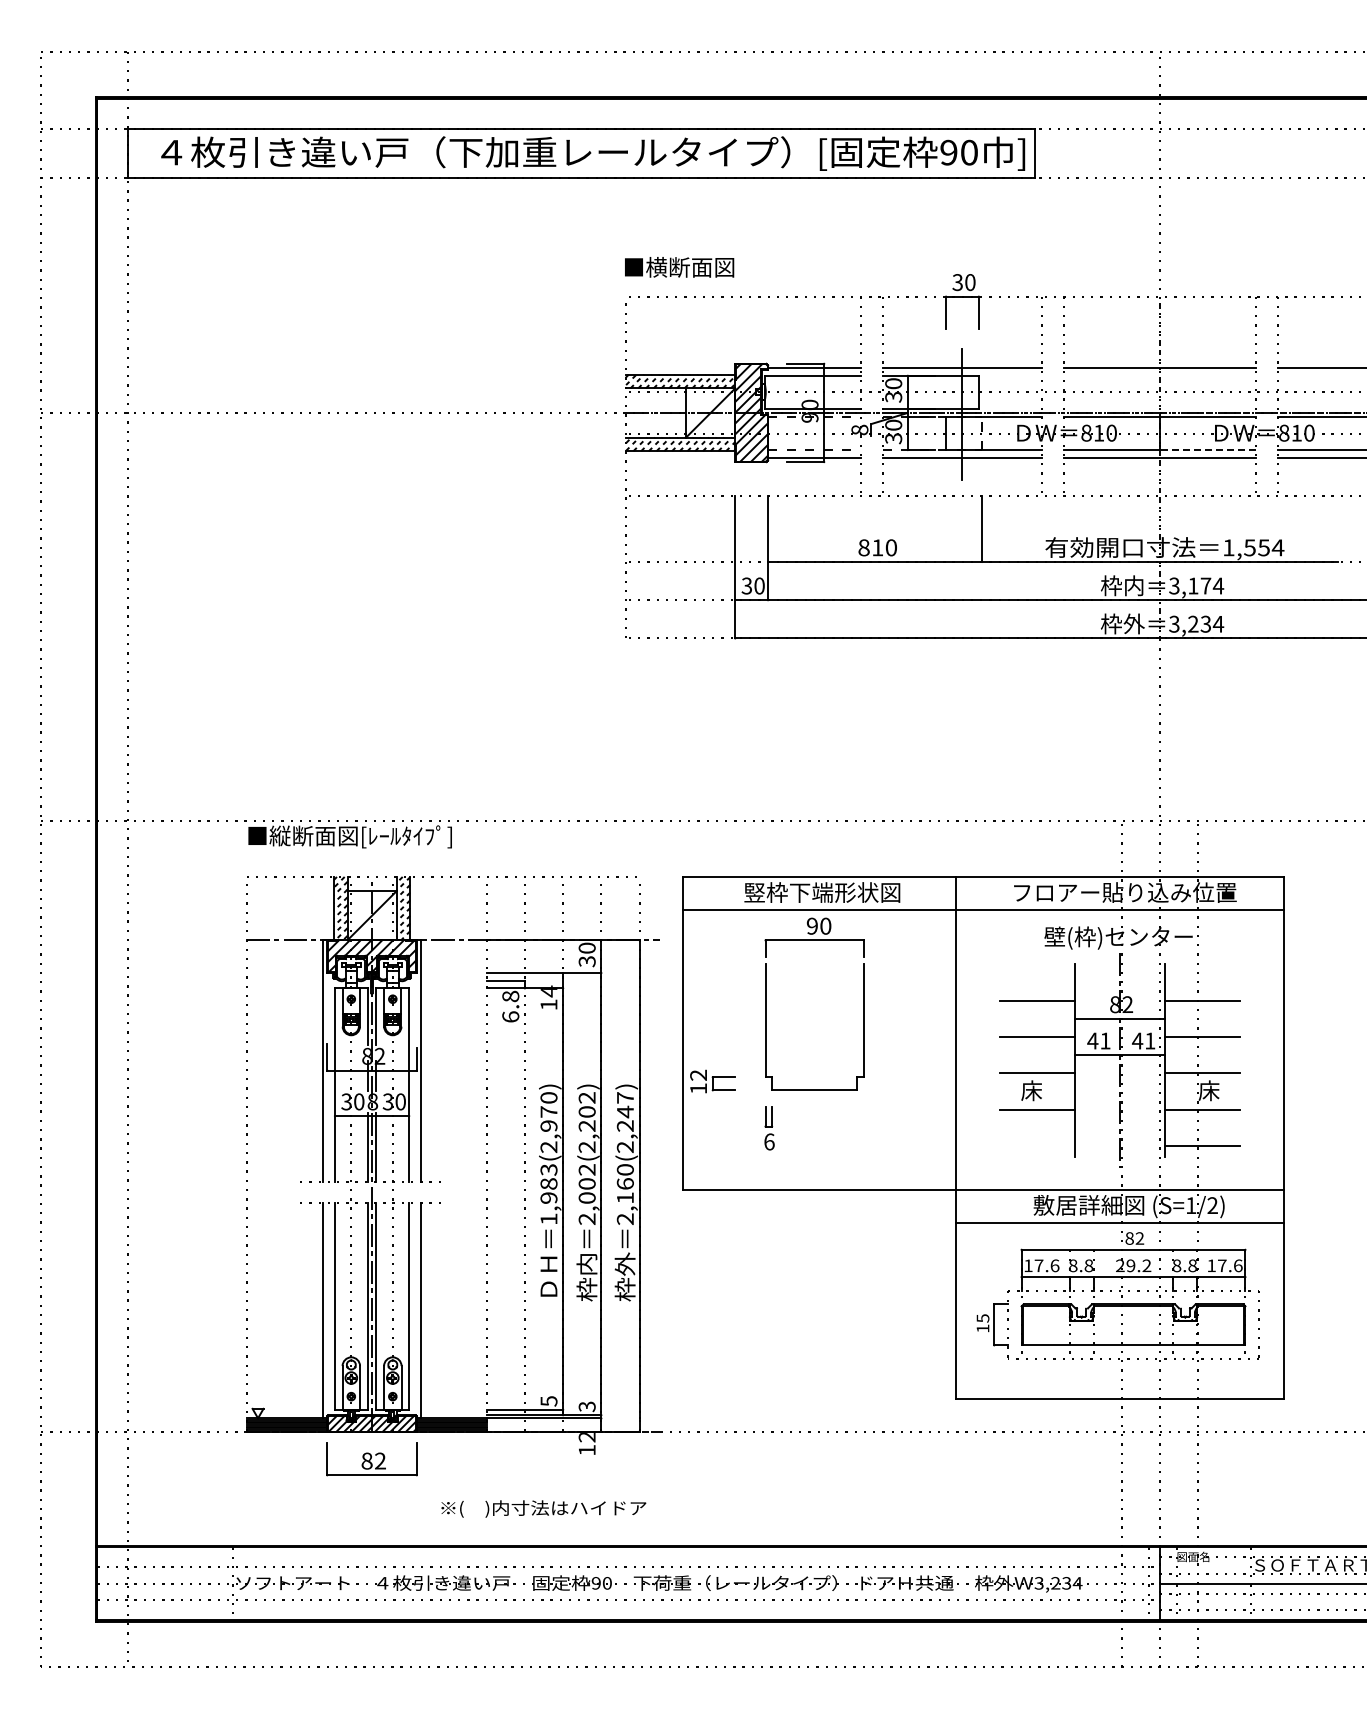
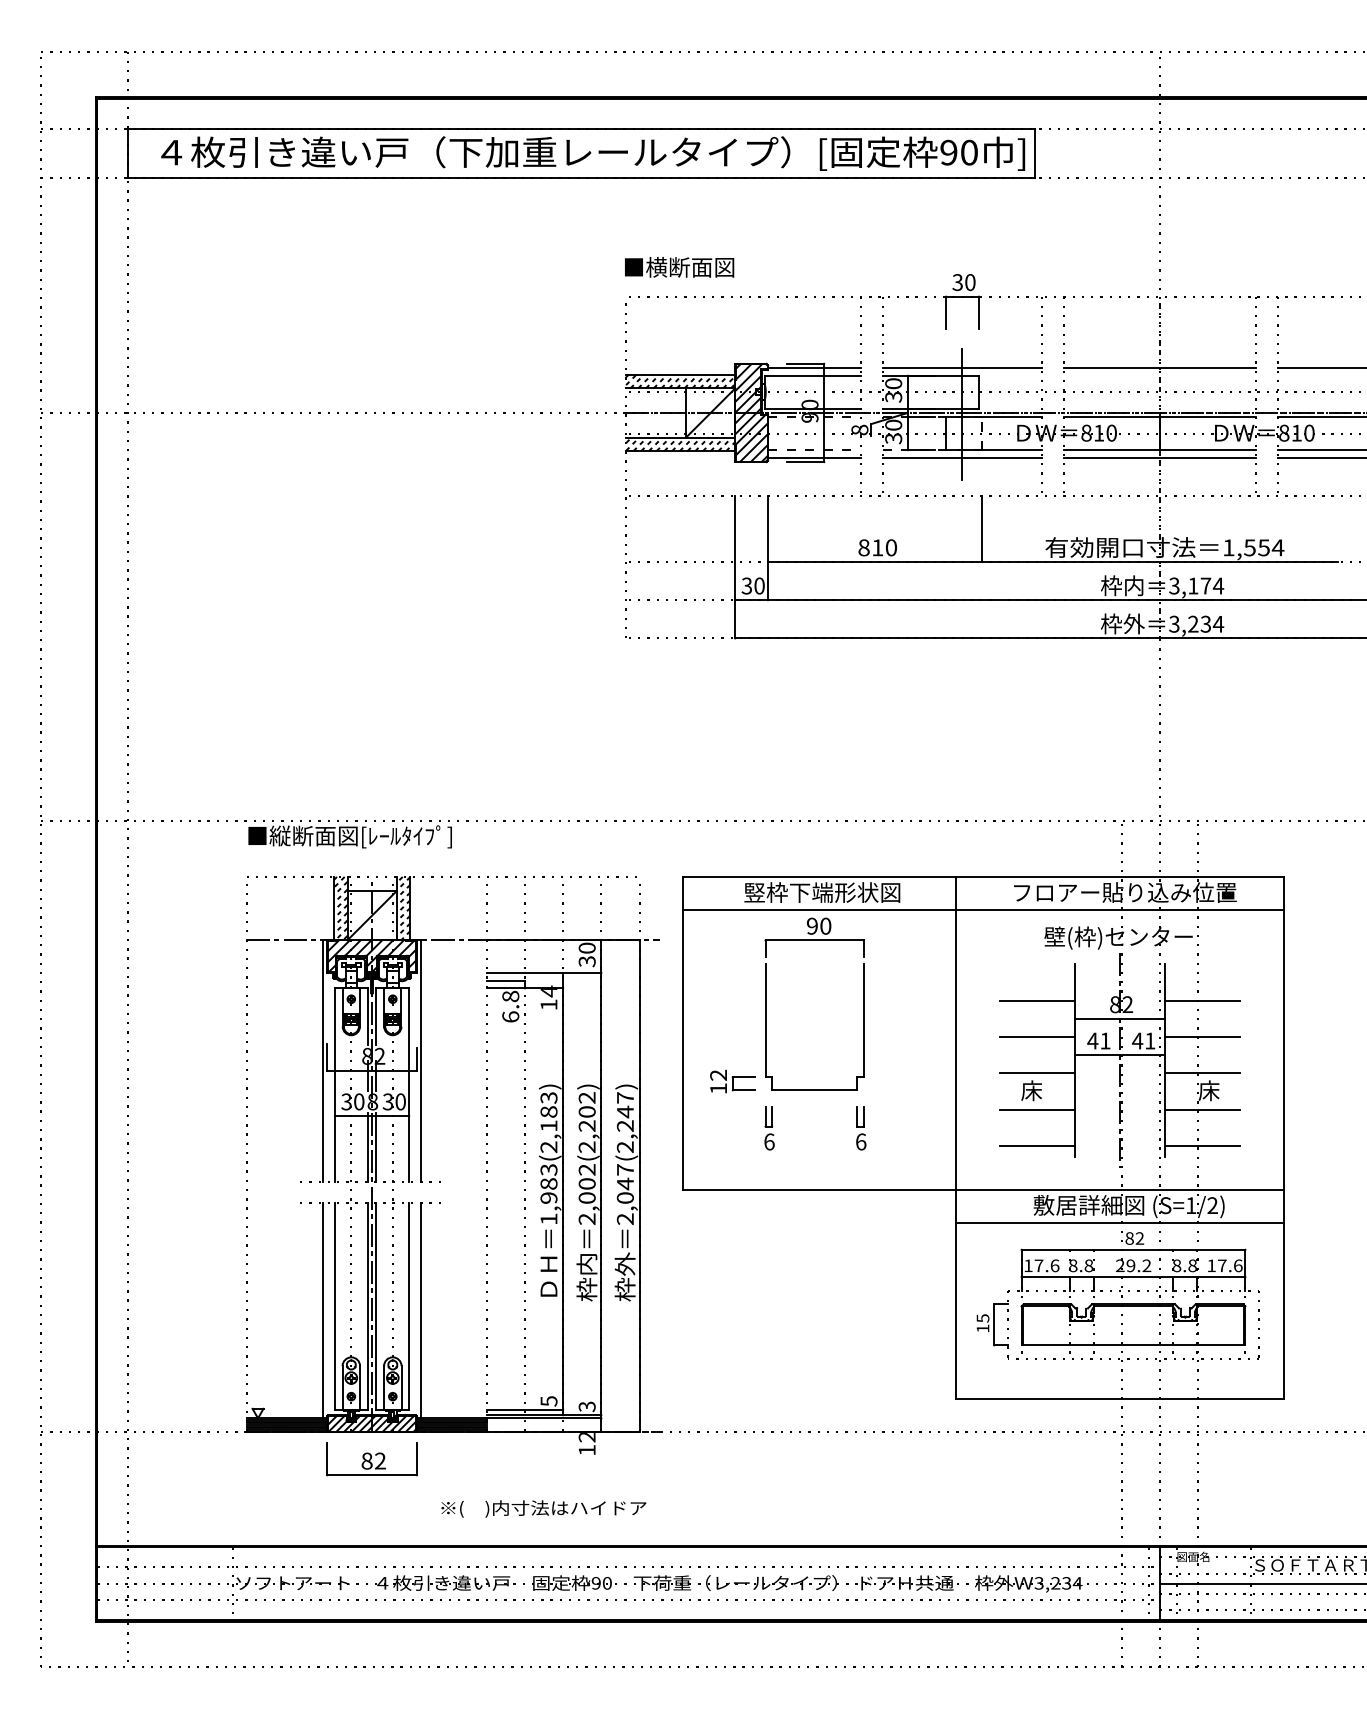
line: dashed -> solid (1207, 450)
part position: (712, 1081) -> (732, 1081) (732, 1081)
text: 1,983(2,970) -> 1,983(2,183) (548, 1111)
part: none -> present (861, 1128)
line: none -> present (1037, 1146)
text: 2,160(2,247) -> 2,047(2,247) (624, 1183)
